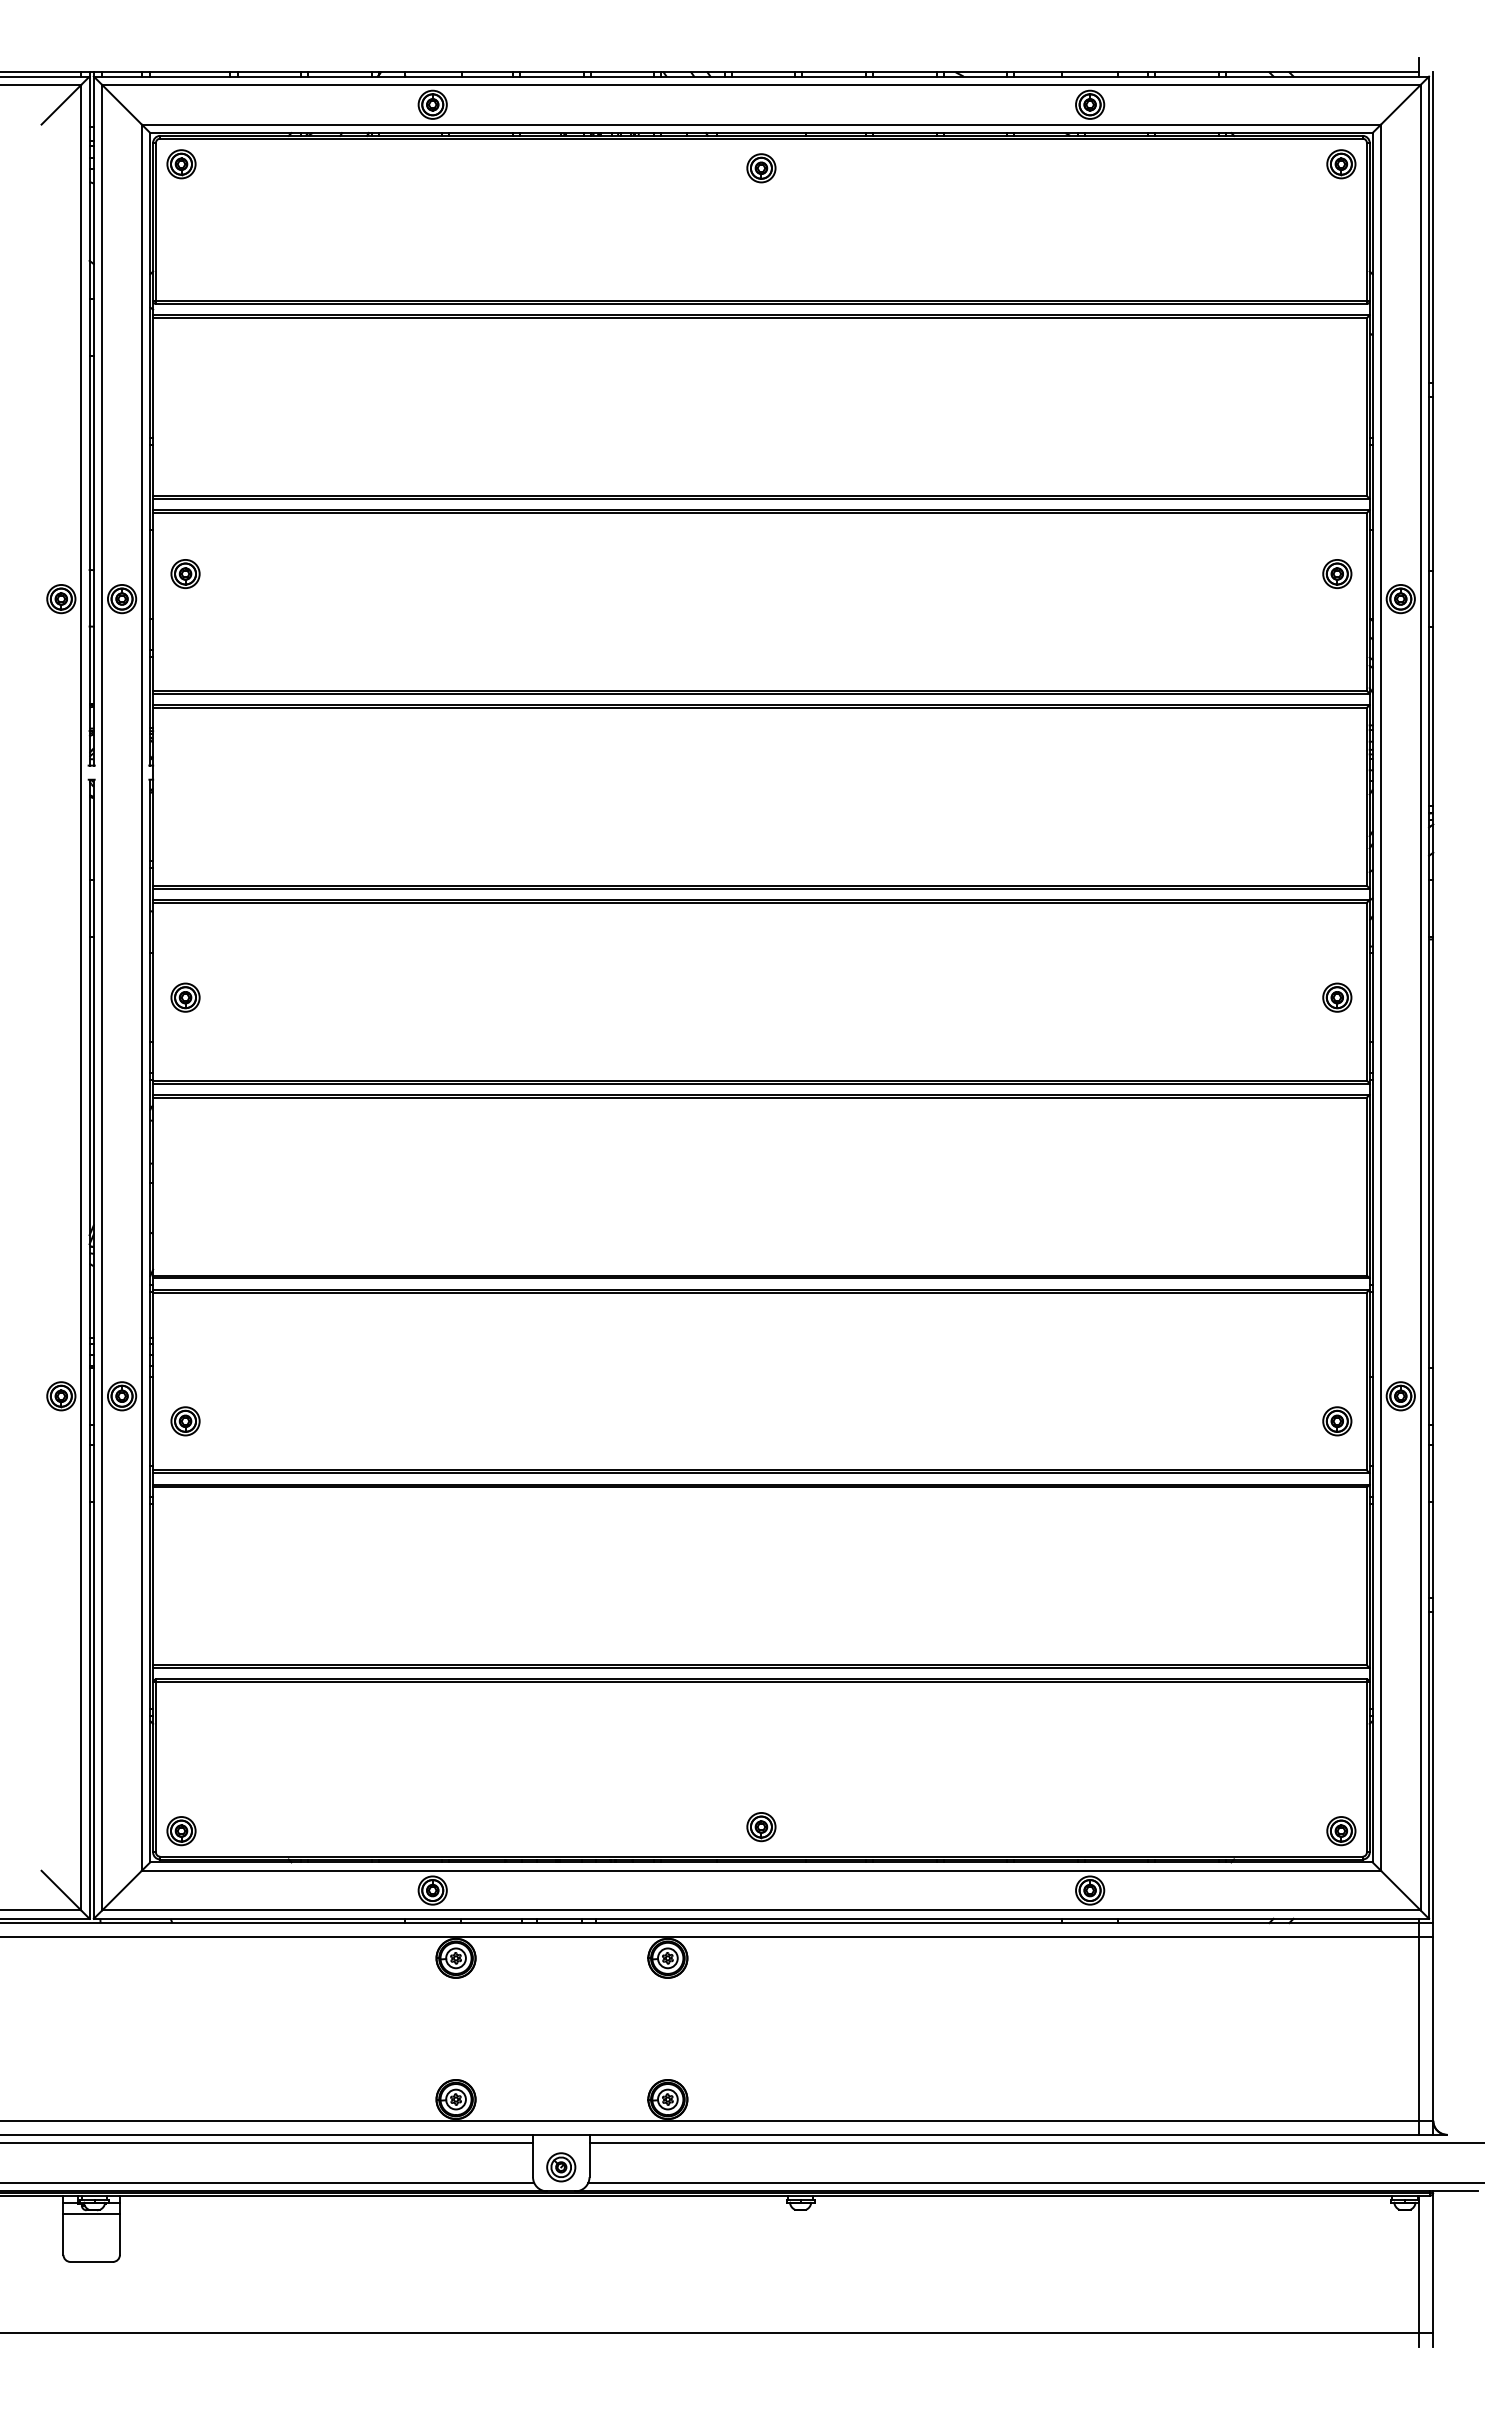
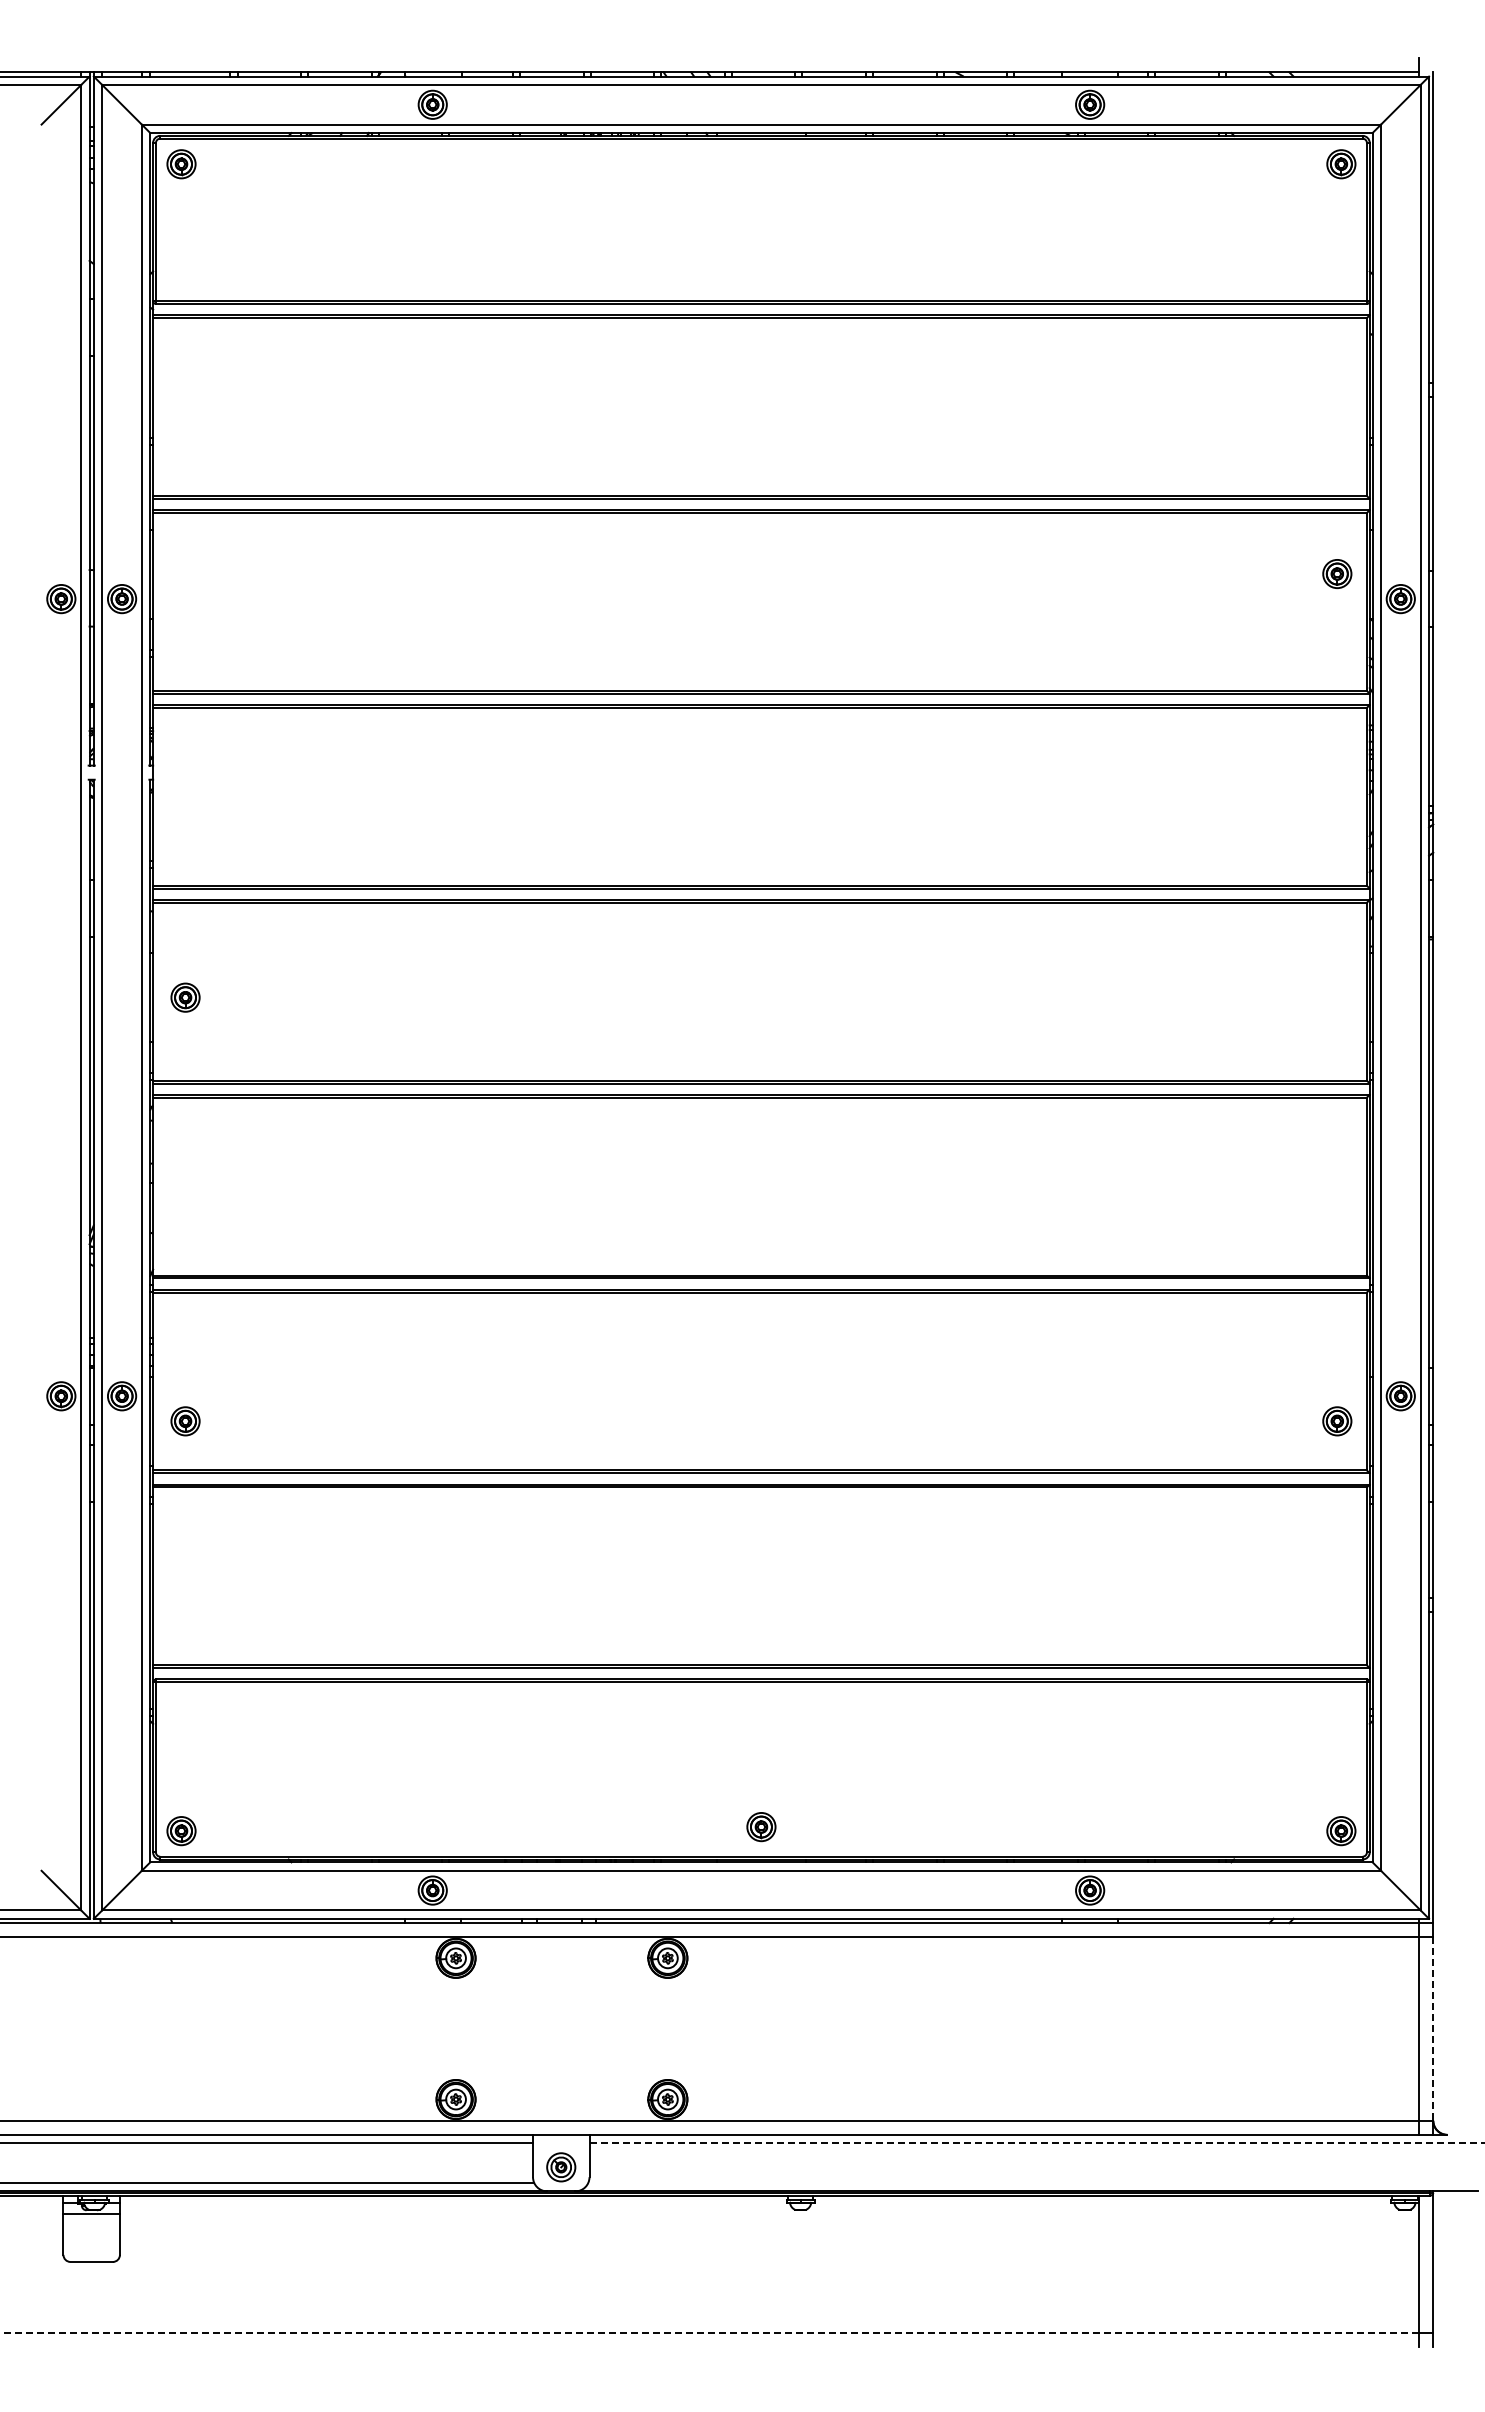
part: present -> none (761, 168)
part: present -> none (185, 573)
part: present -> none (1337, 997)
line: solid -> dashed (1433, 2028)
line: solid -> dashed (1037, 2143)
line: present -> none (1034, 2182)
line: solid -> dashed (709, 2332)
